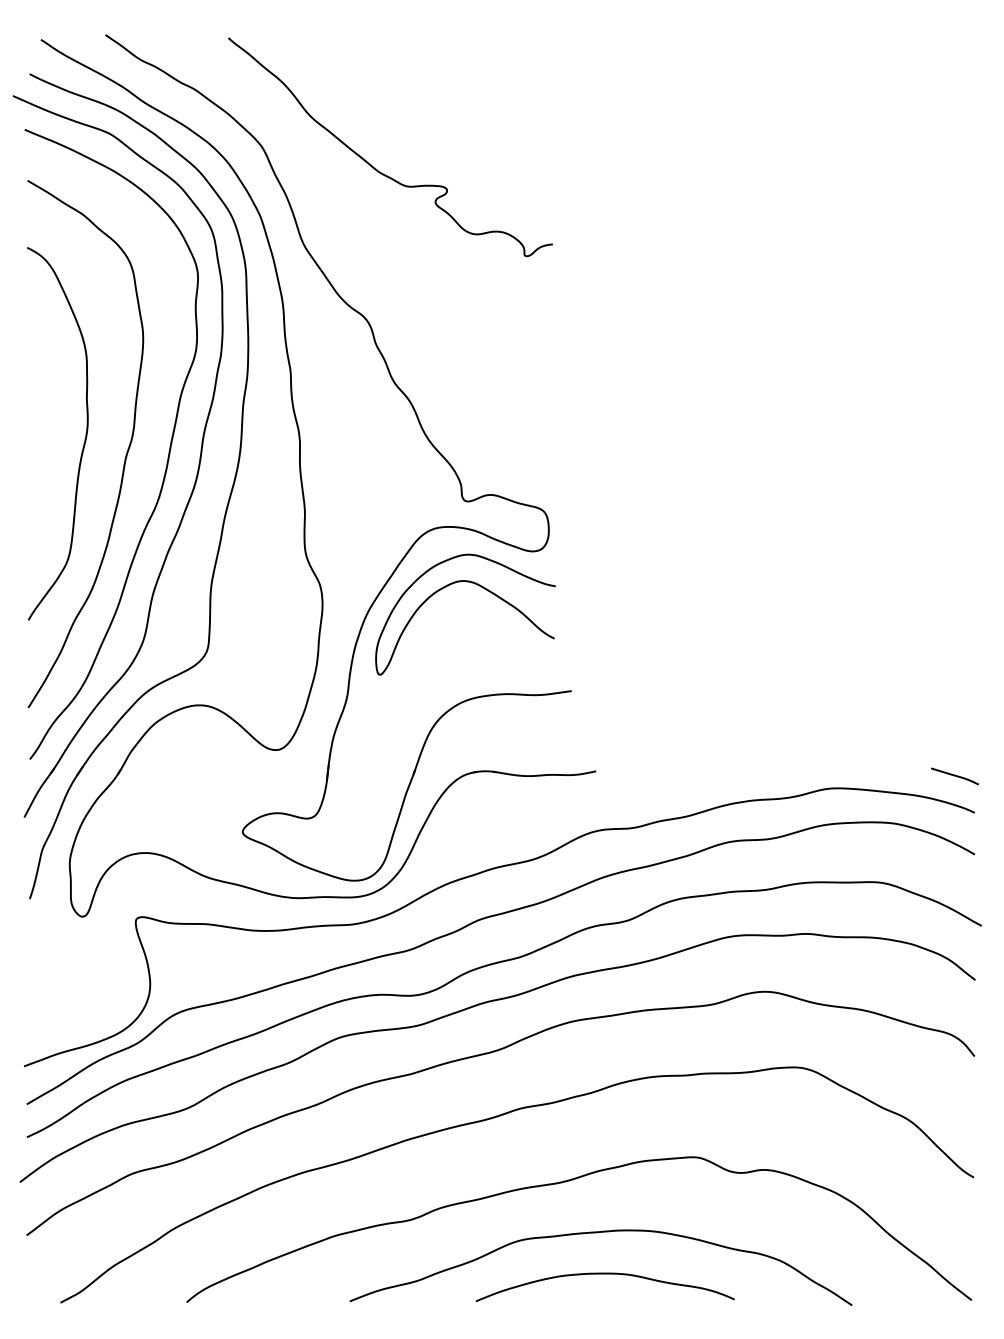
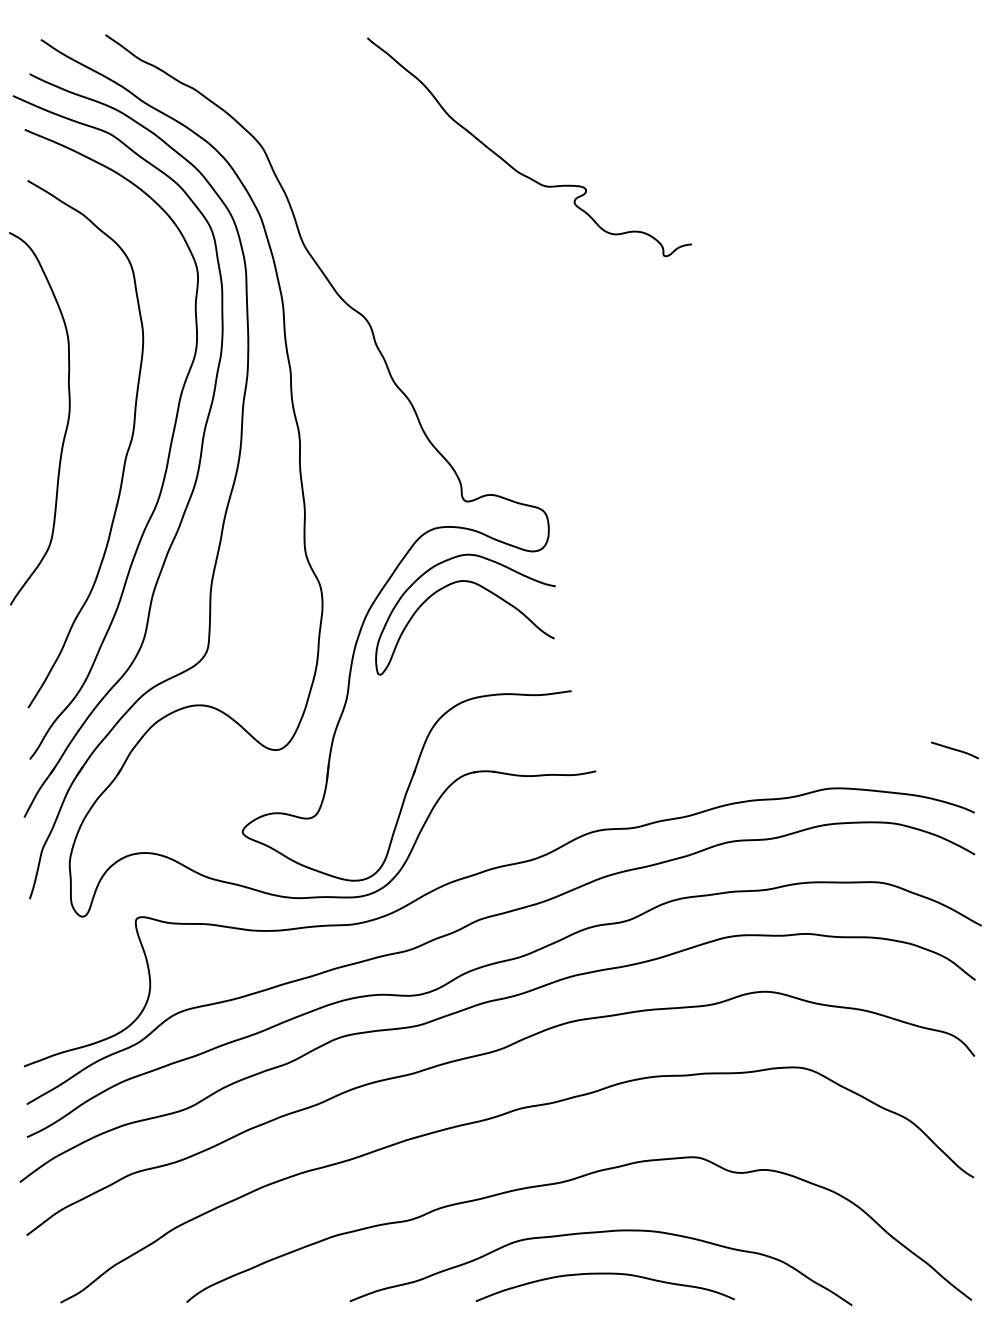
curve position: (376, 168) -> (515, 168) (515, 168)
curve position: (84, 439) -> (66, 424) (66, 424)
curve position: (954, 776) -> (954, 750) (954, 750)
